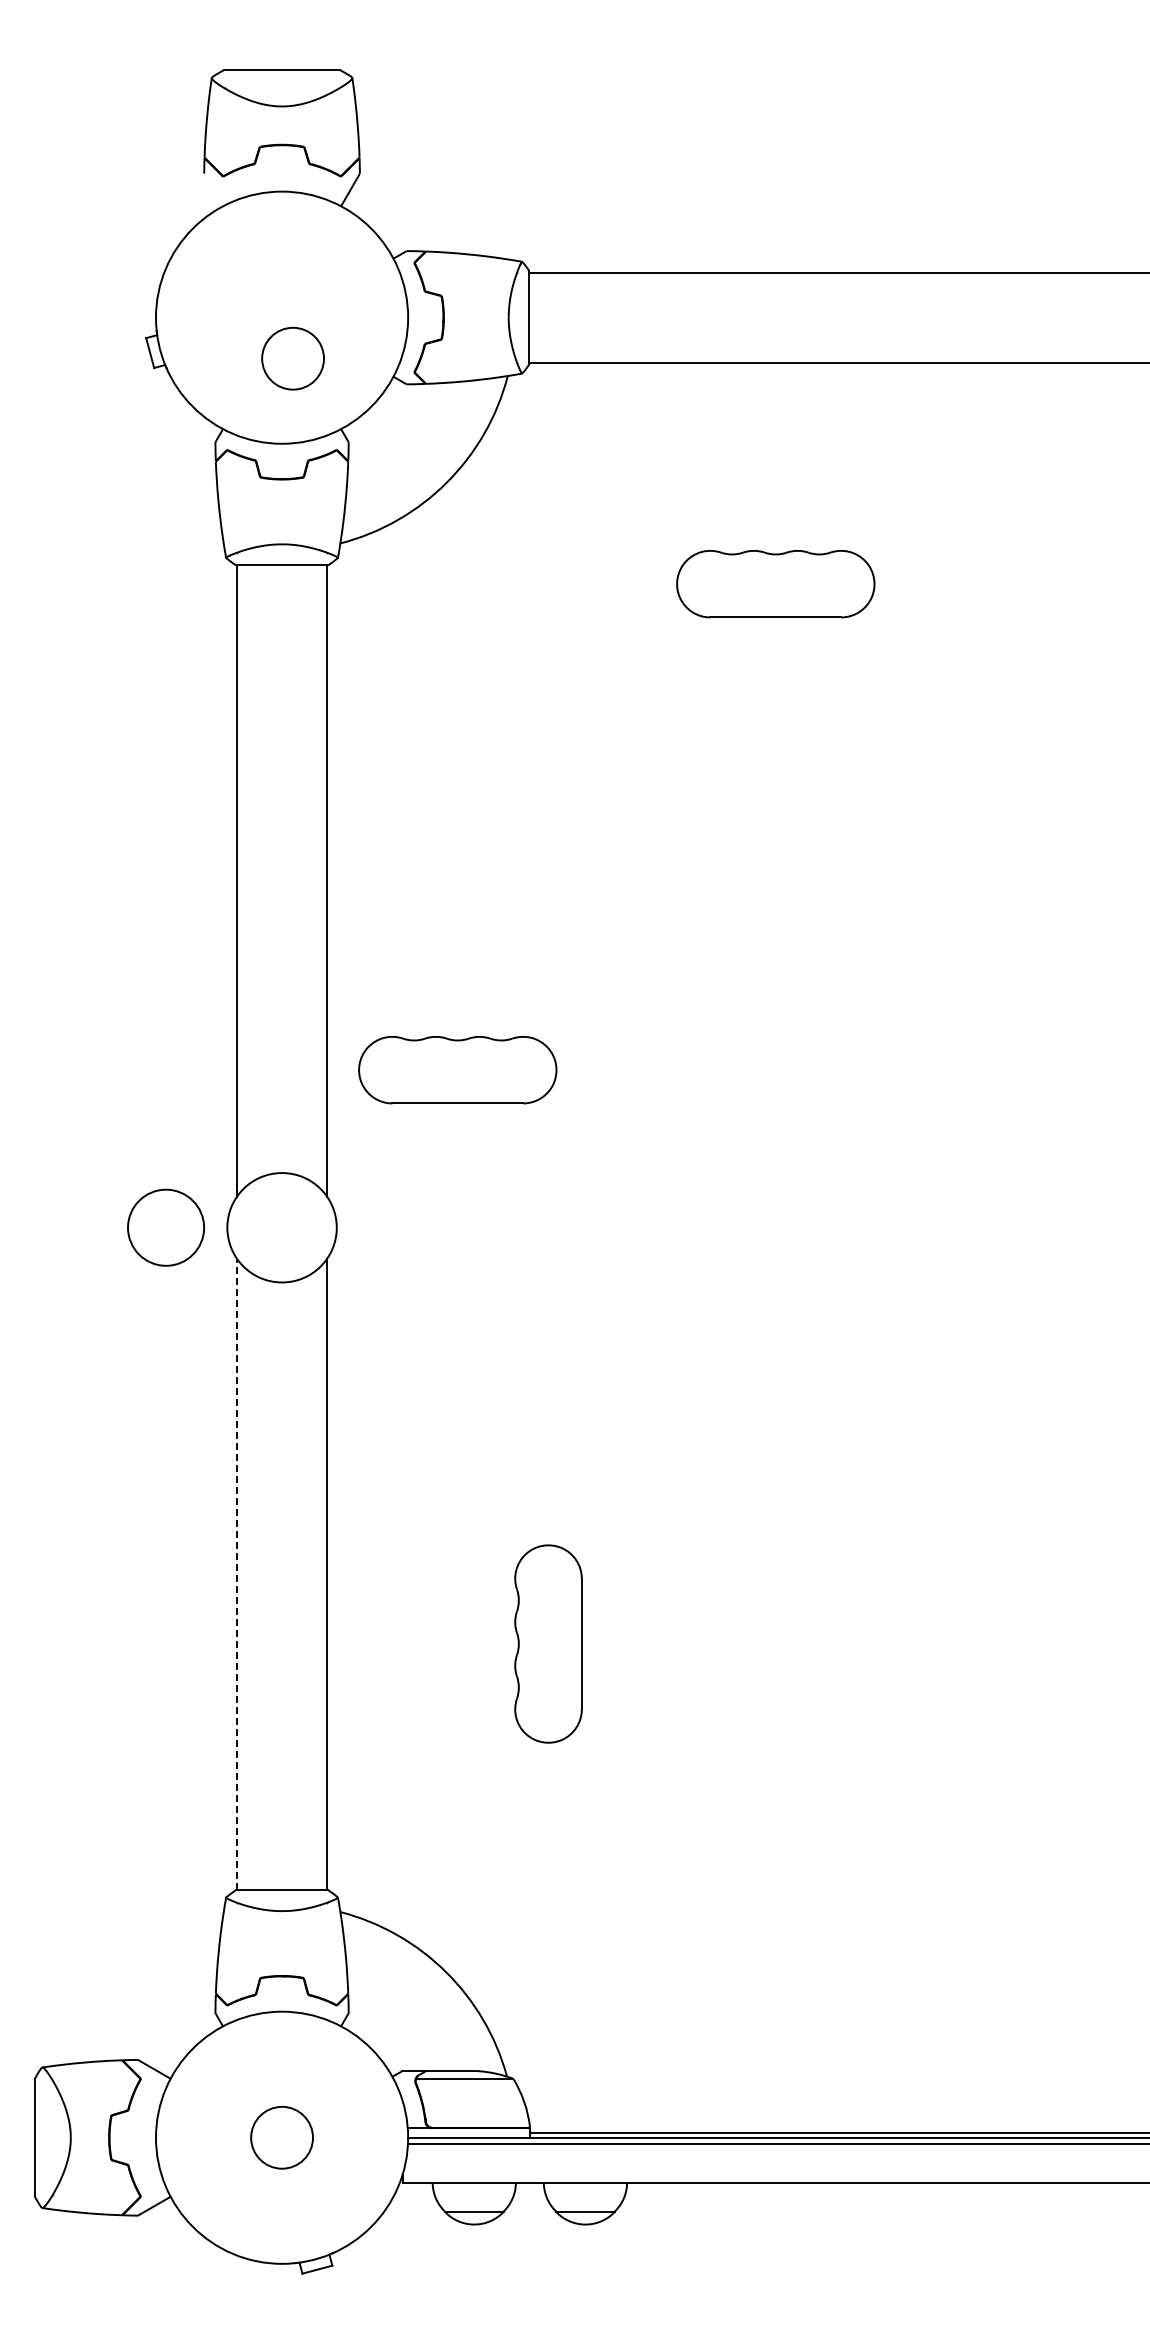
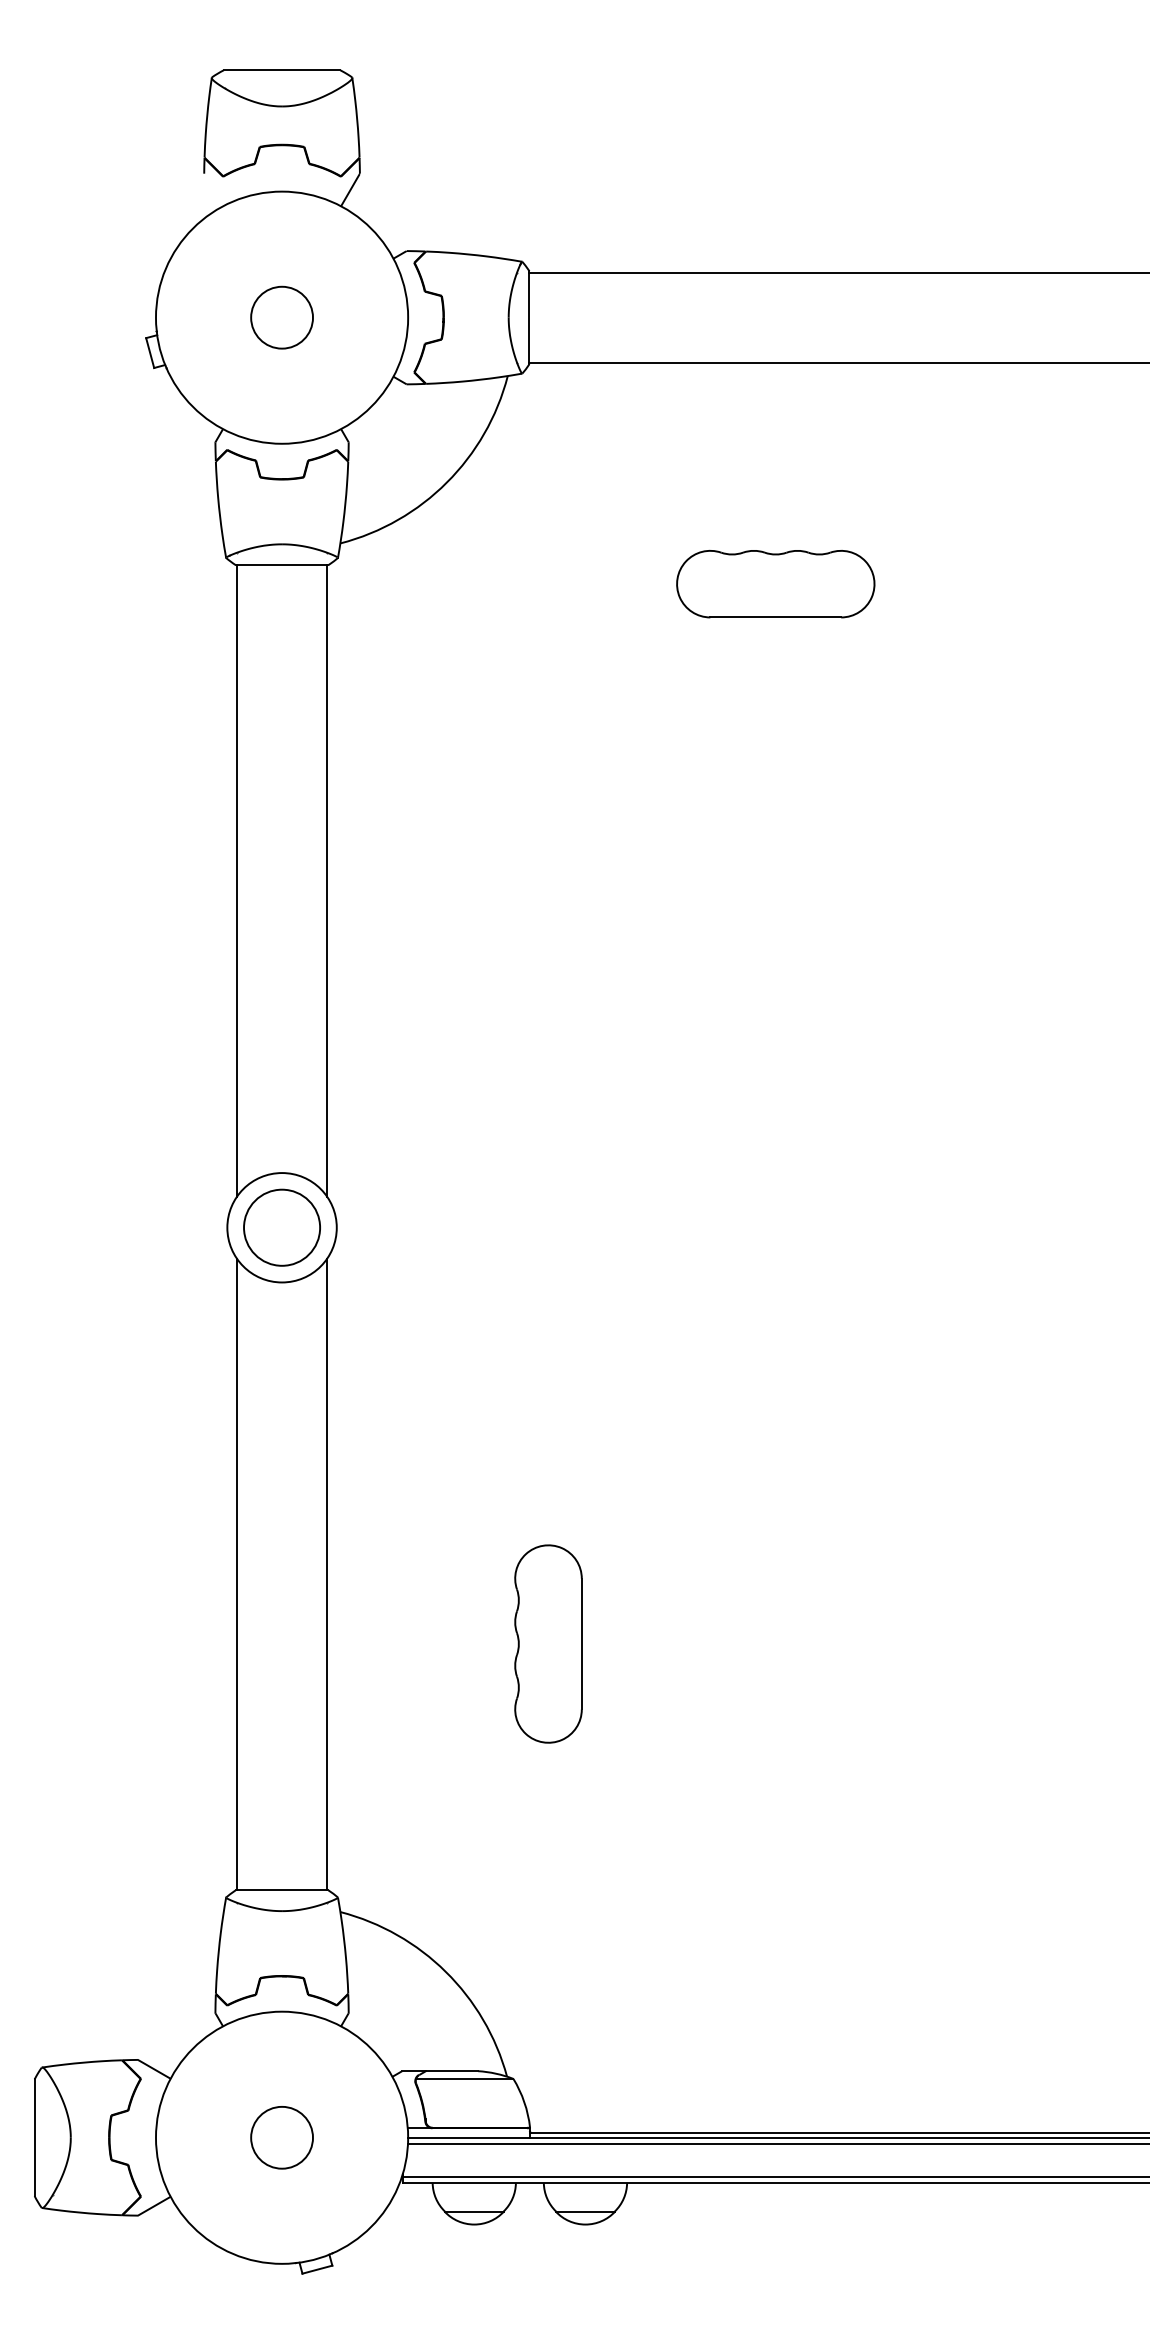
circle position: (292, 358) -> (281, 317) (281, 317)
part: present -> none (457, 1070)
circle position: (165, 1227) -> (281, 1227) (281, 1227)
line: dashed -> solid (236, 1574)
line: none -> present (774, 2177)
